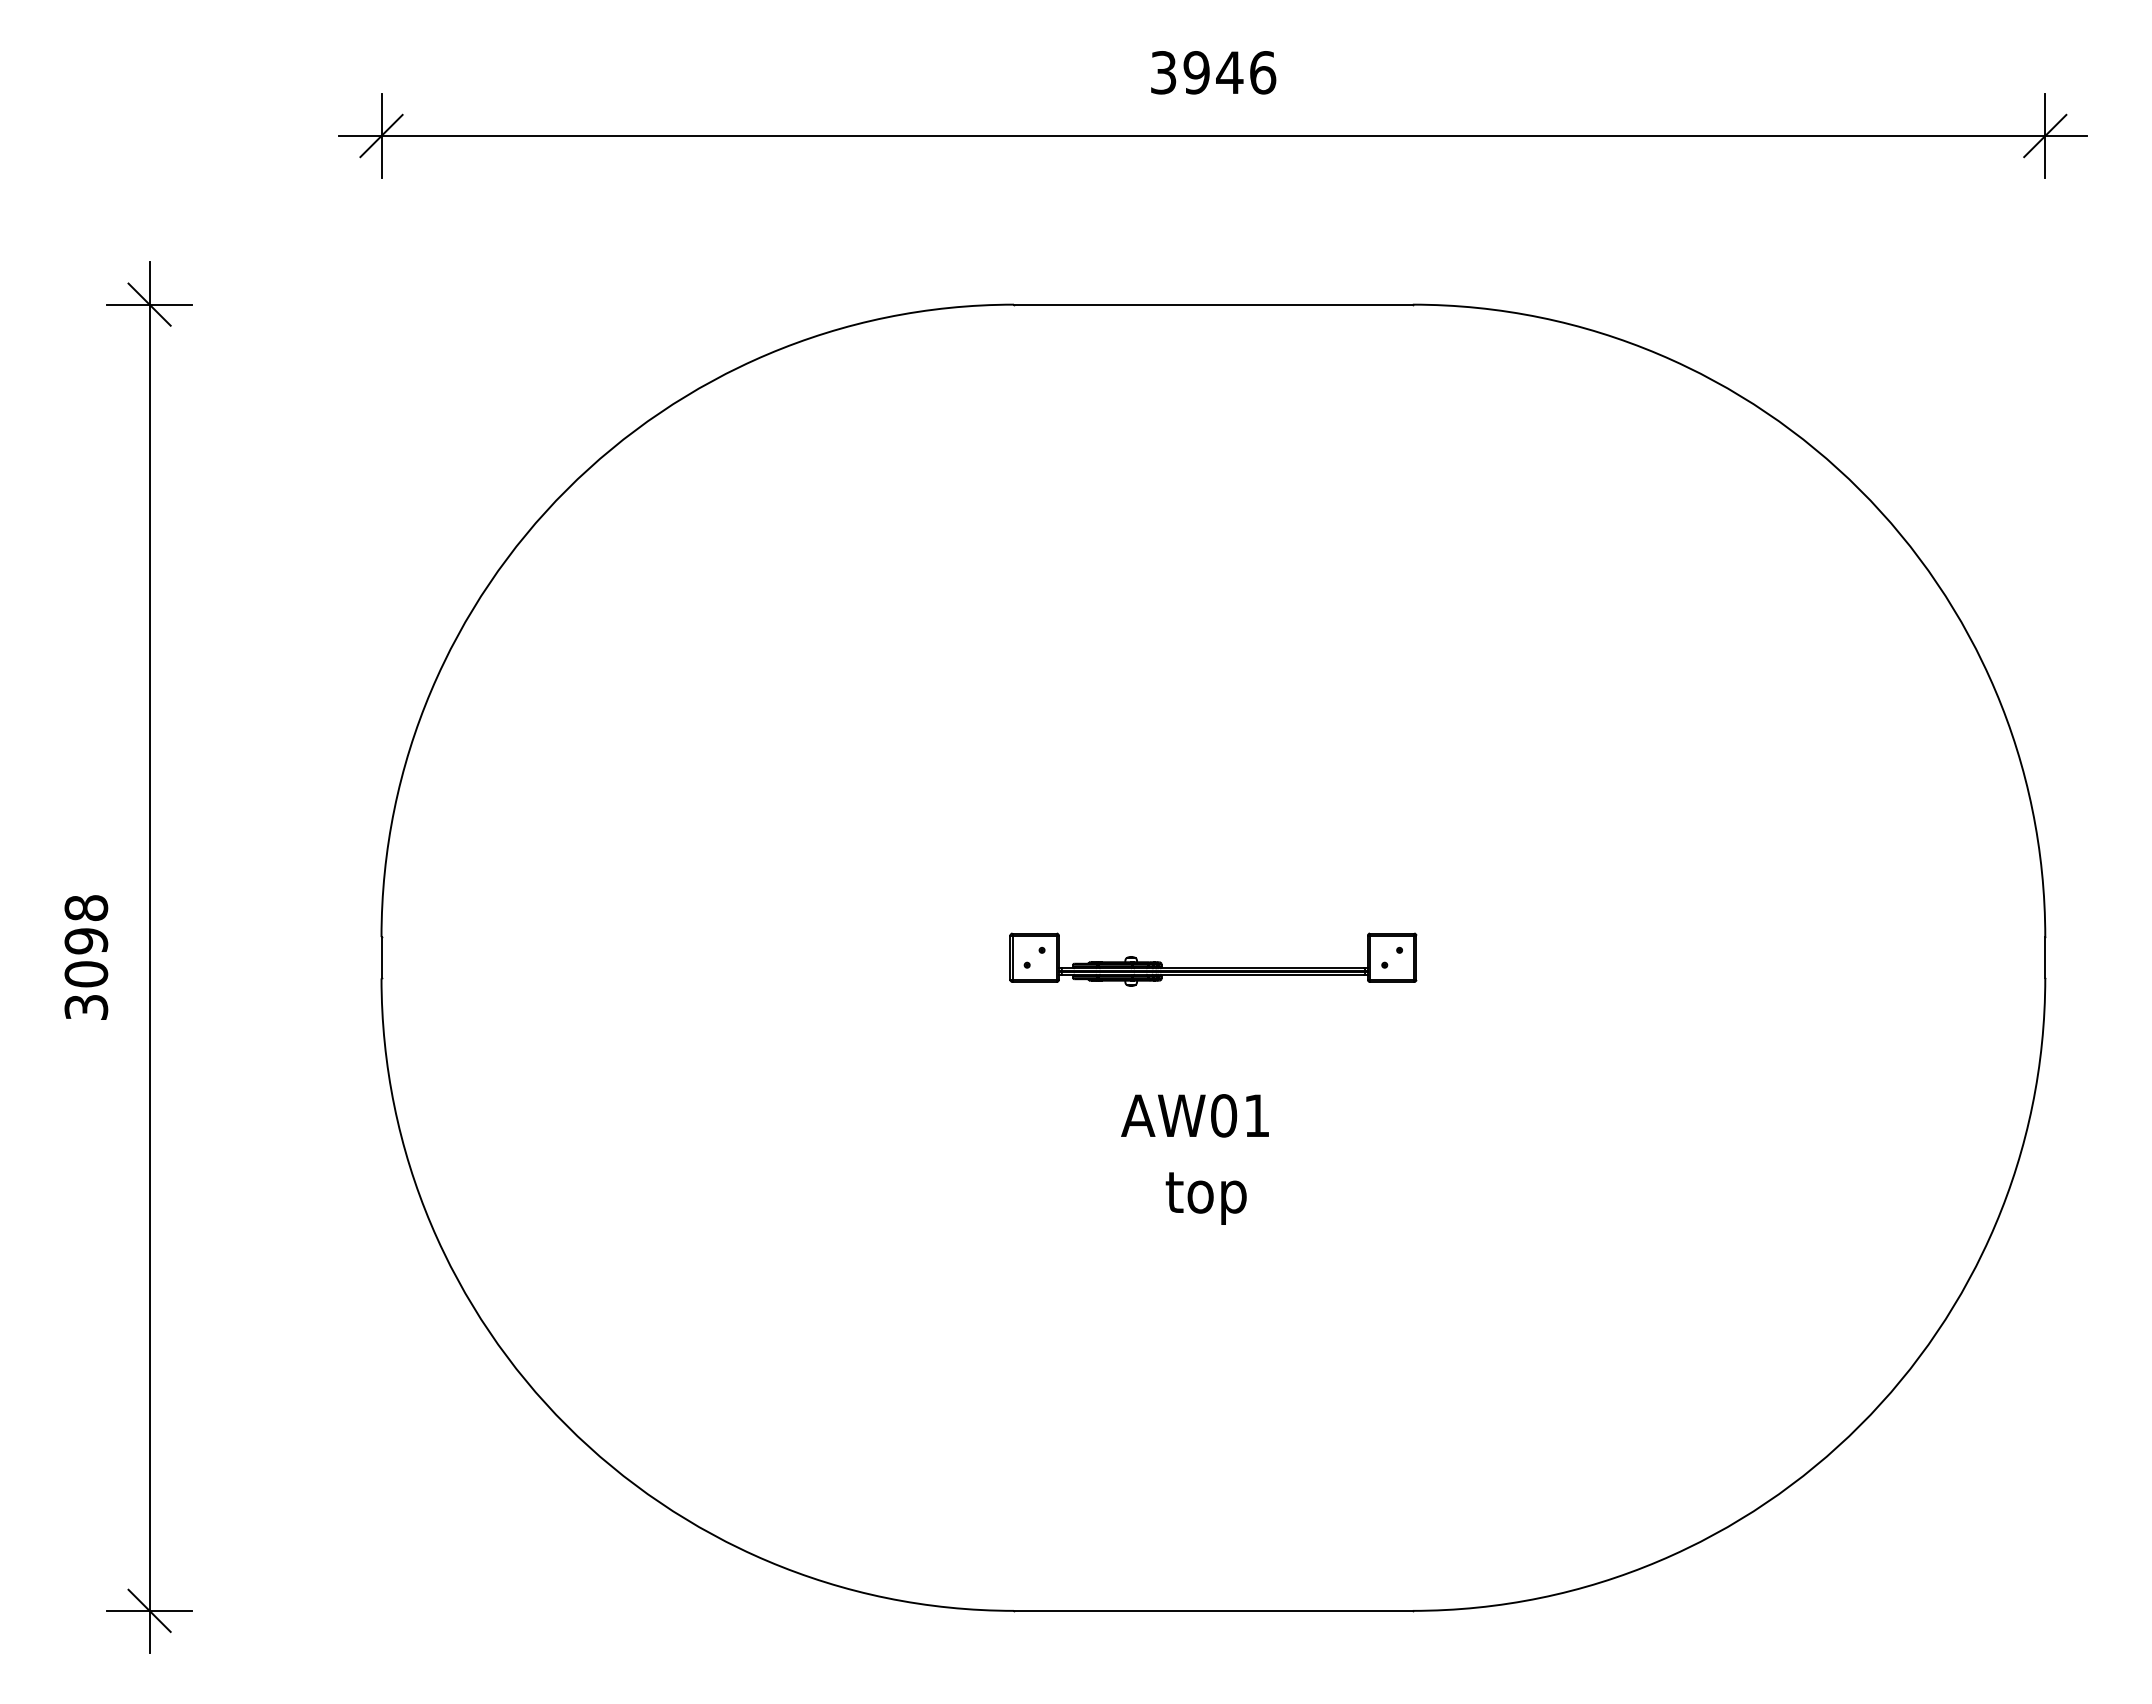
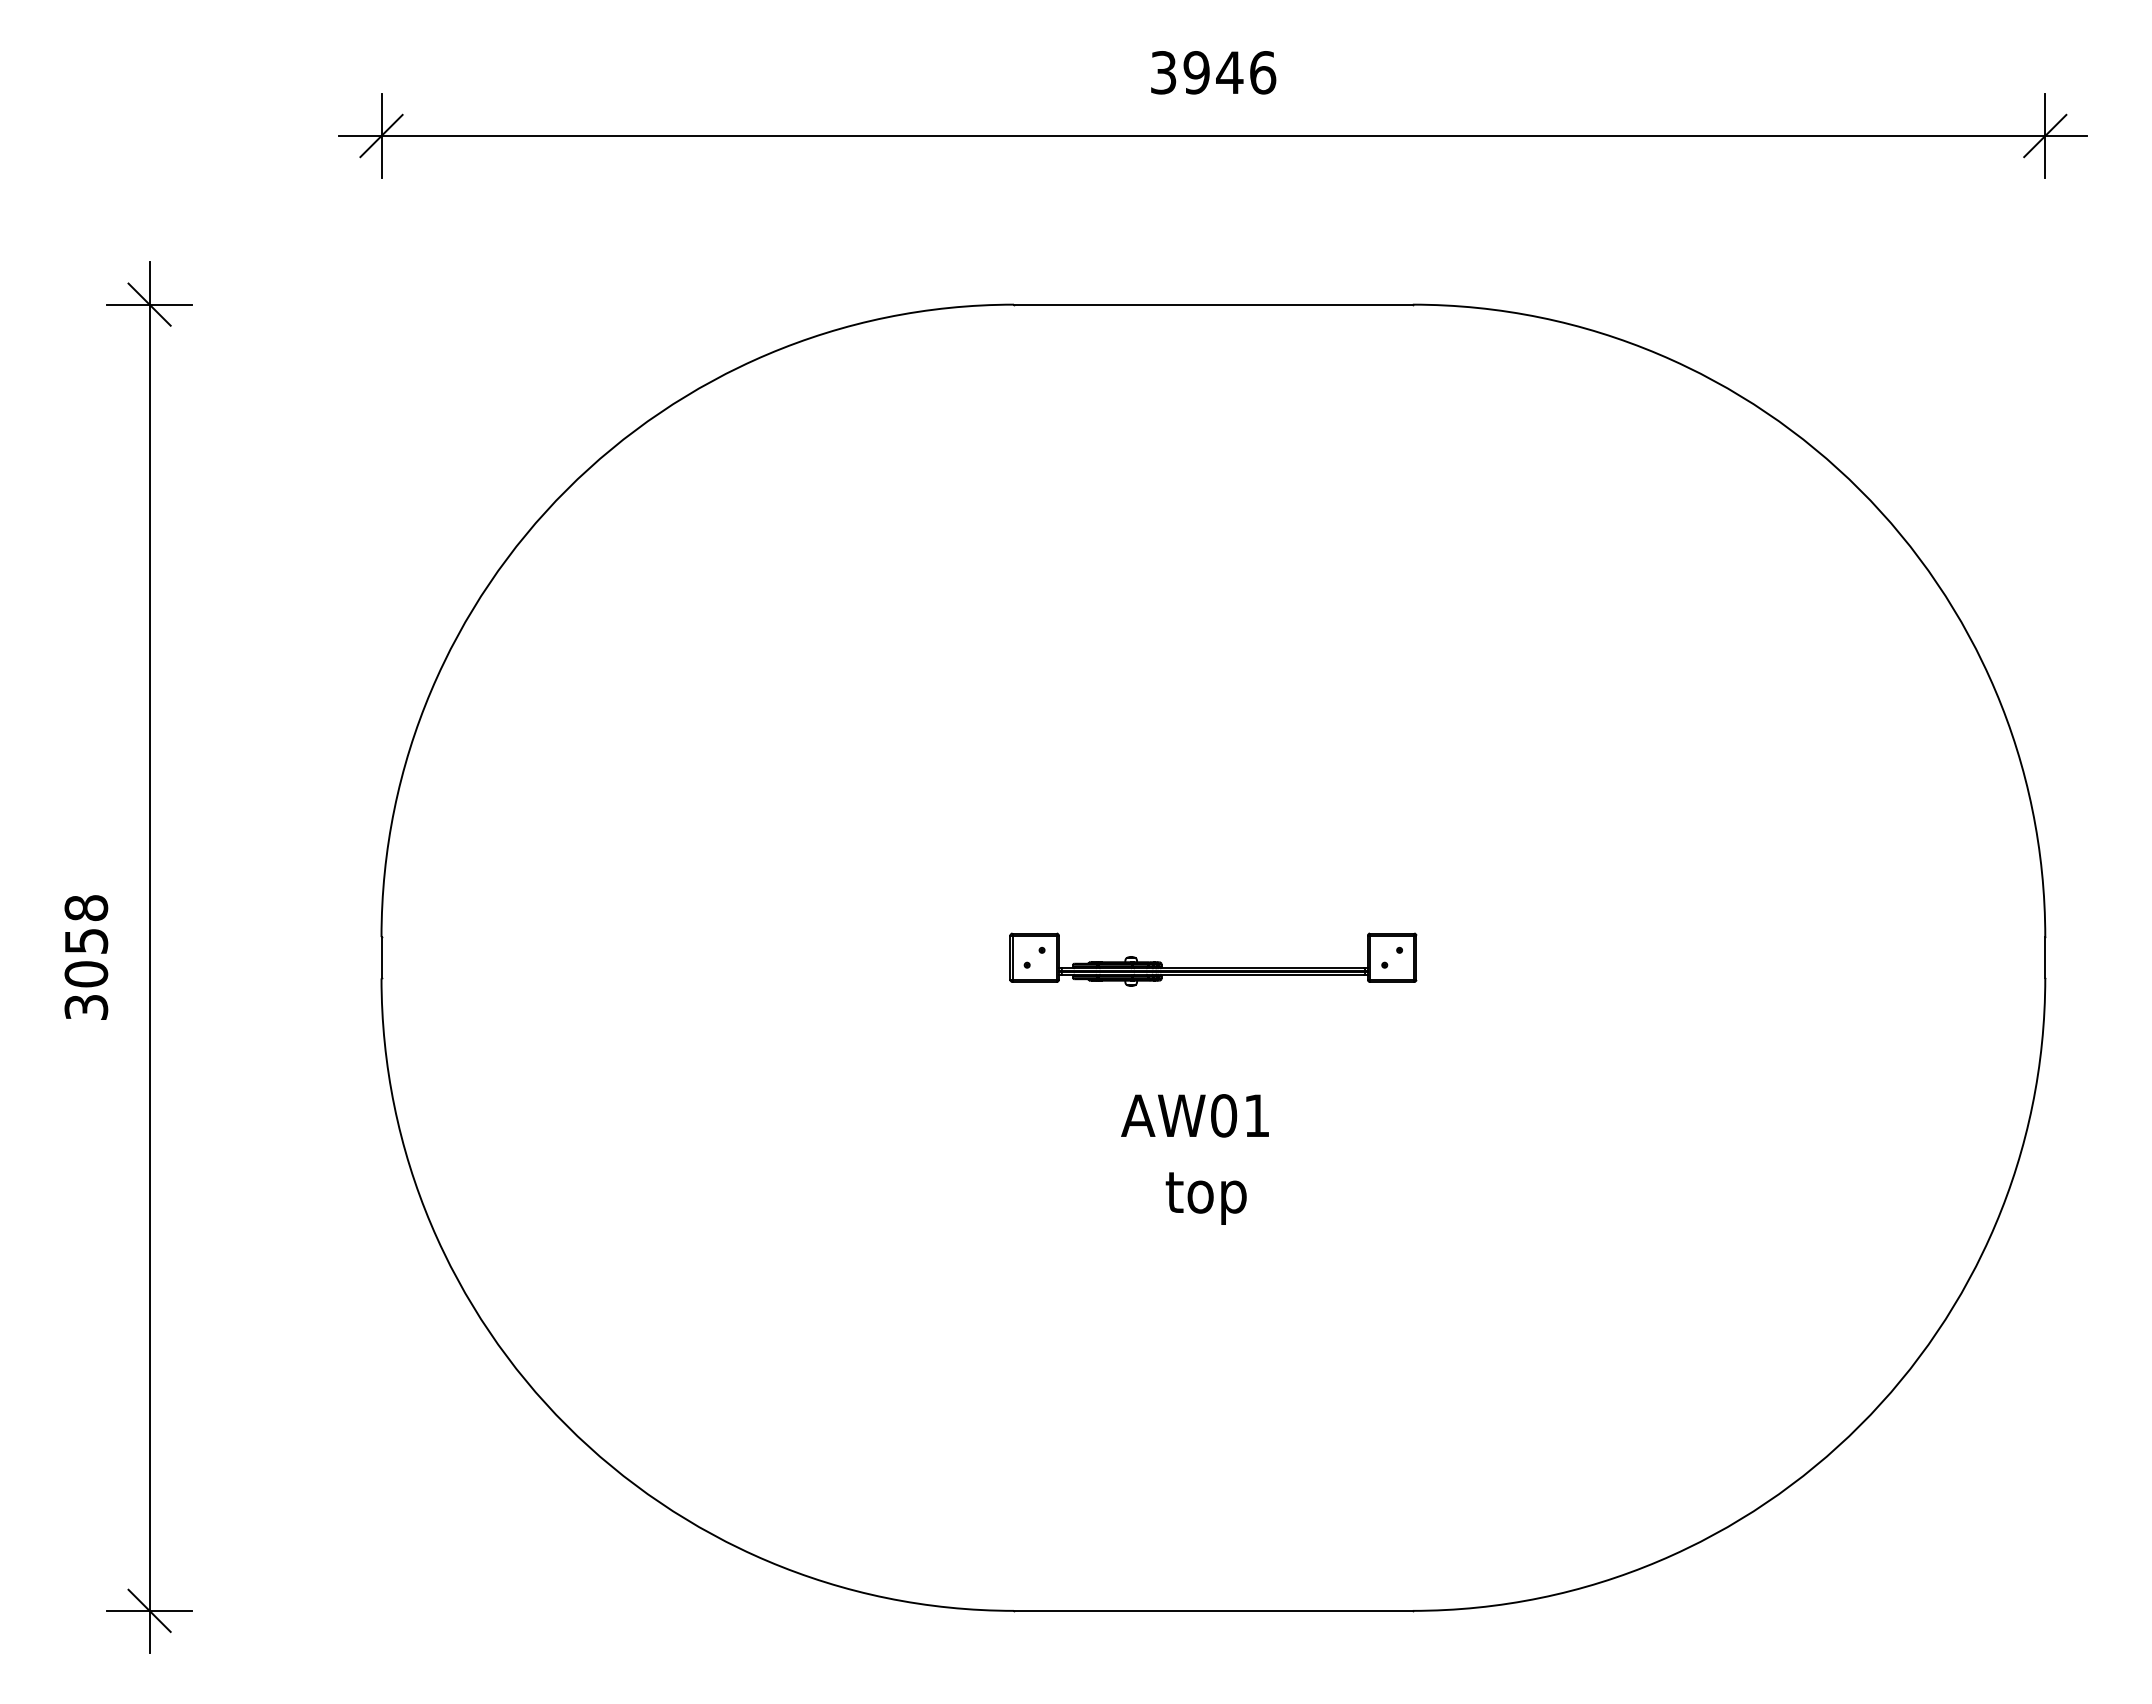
text: 3098 -> 3058 (86, 941)
